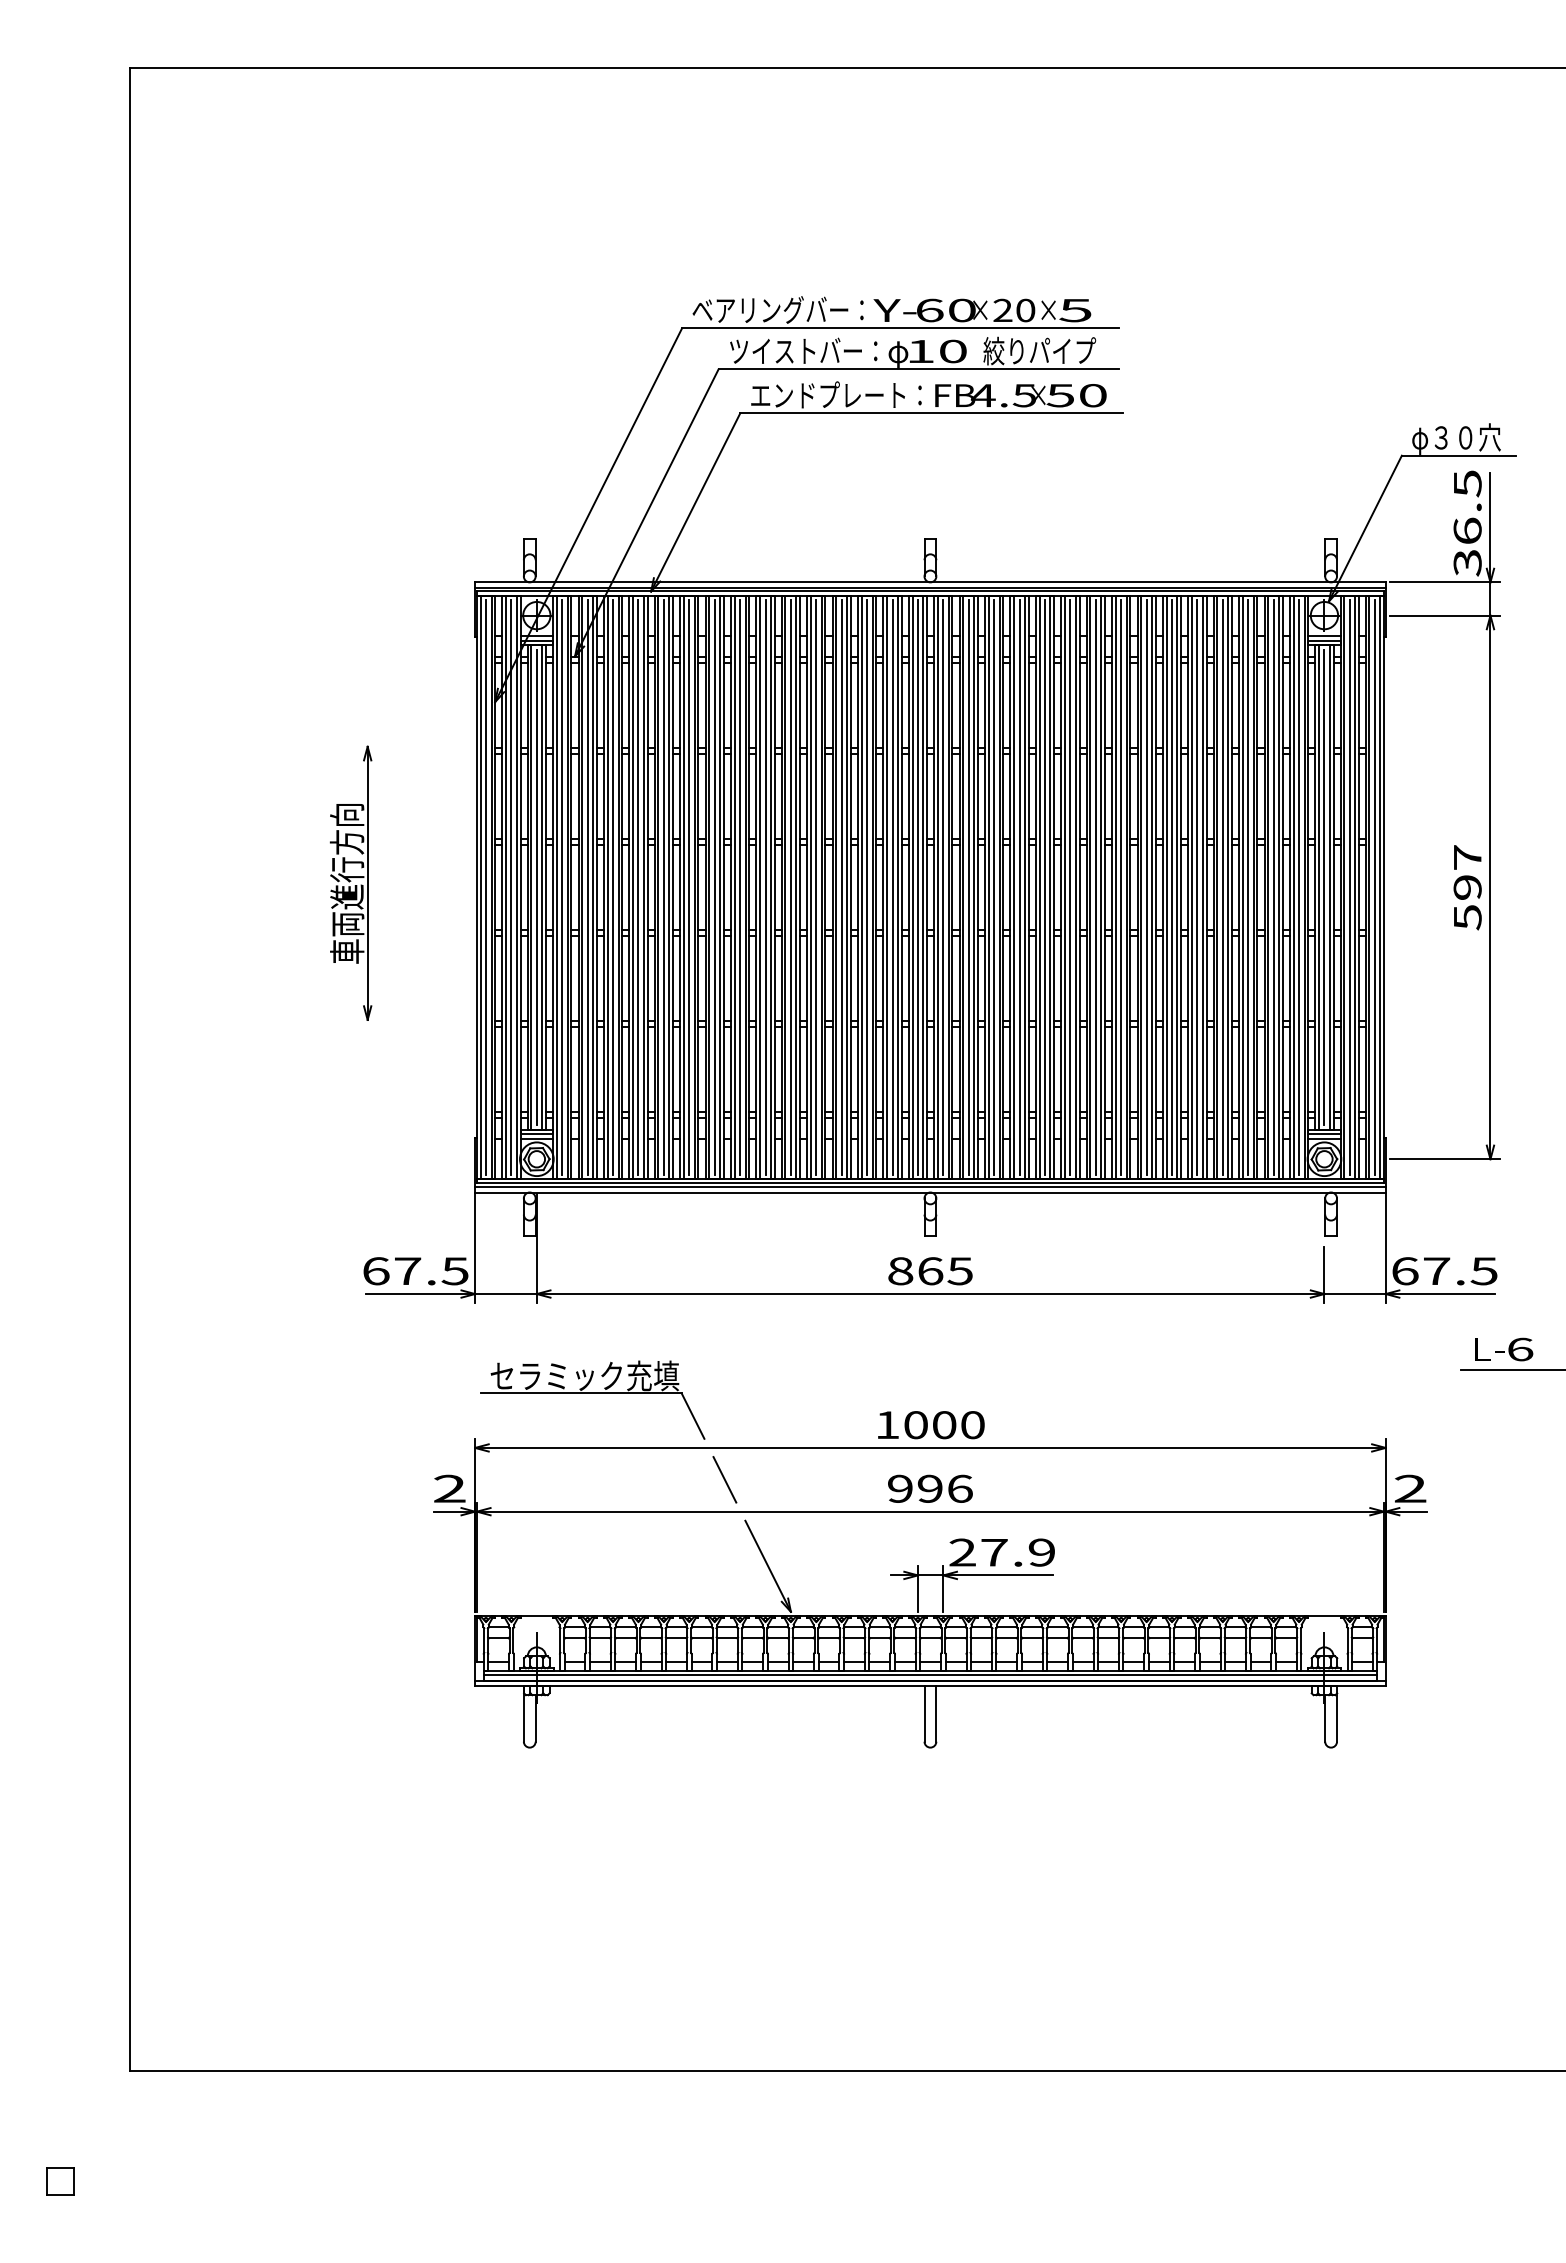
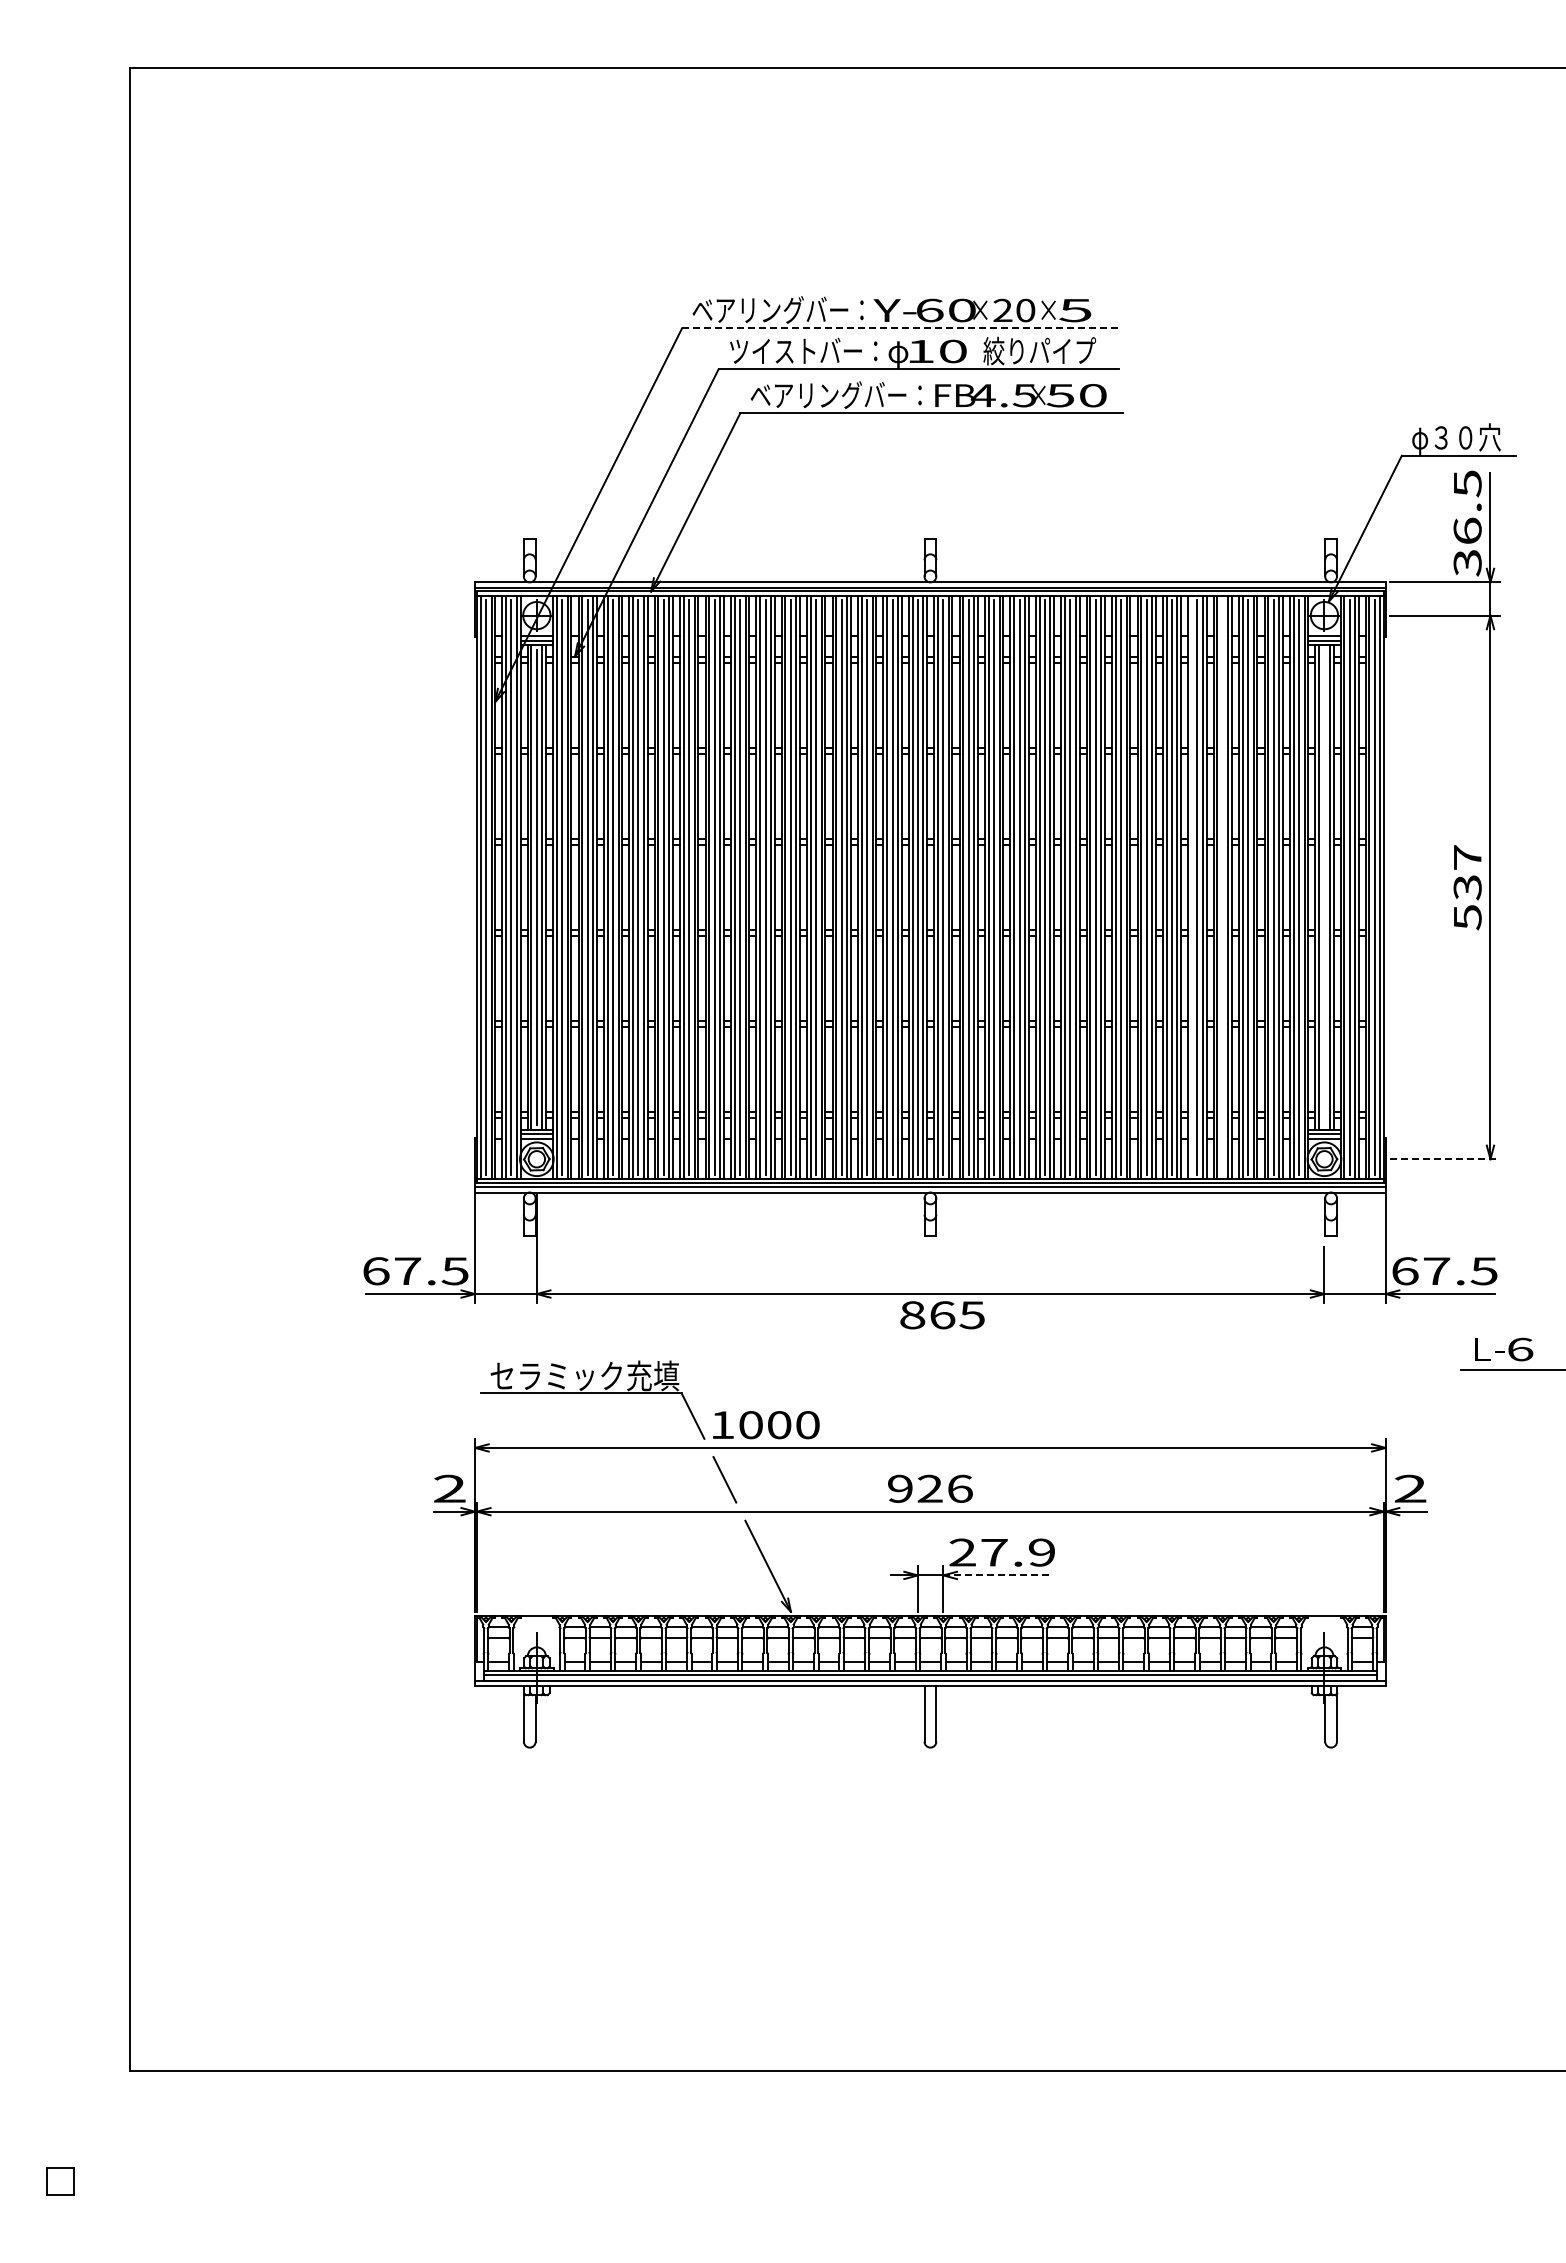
line: solid -> dashed (900, 328)
text: エンドプレート： -> ベアリングバー： (828, 394)
part: present -> none (350, 882)
line: present -> none (1191, 887)
line: present -> none (1222, 887)
line: present -> none (1324, 887)
text: 597 -> 537 (1467, 887)
line: solid -> dashed (1444, 1159)
text position: (930, 1271) -> (942, 1315) (942, 1315)
text position: (931, 1425) -> (766, 1425) (766, 1425)
text: 996 -> 926 (929, 1488)
line: solid -> dashed (998, 1575)
